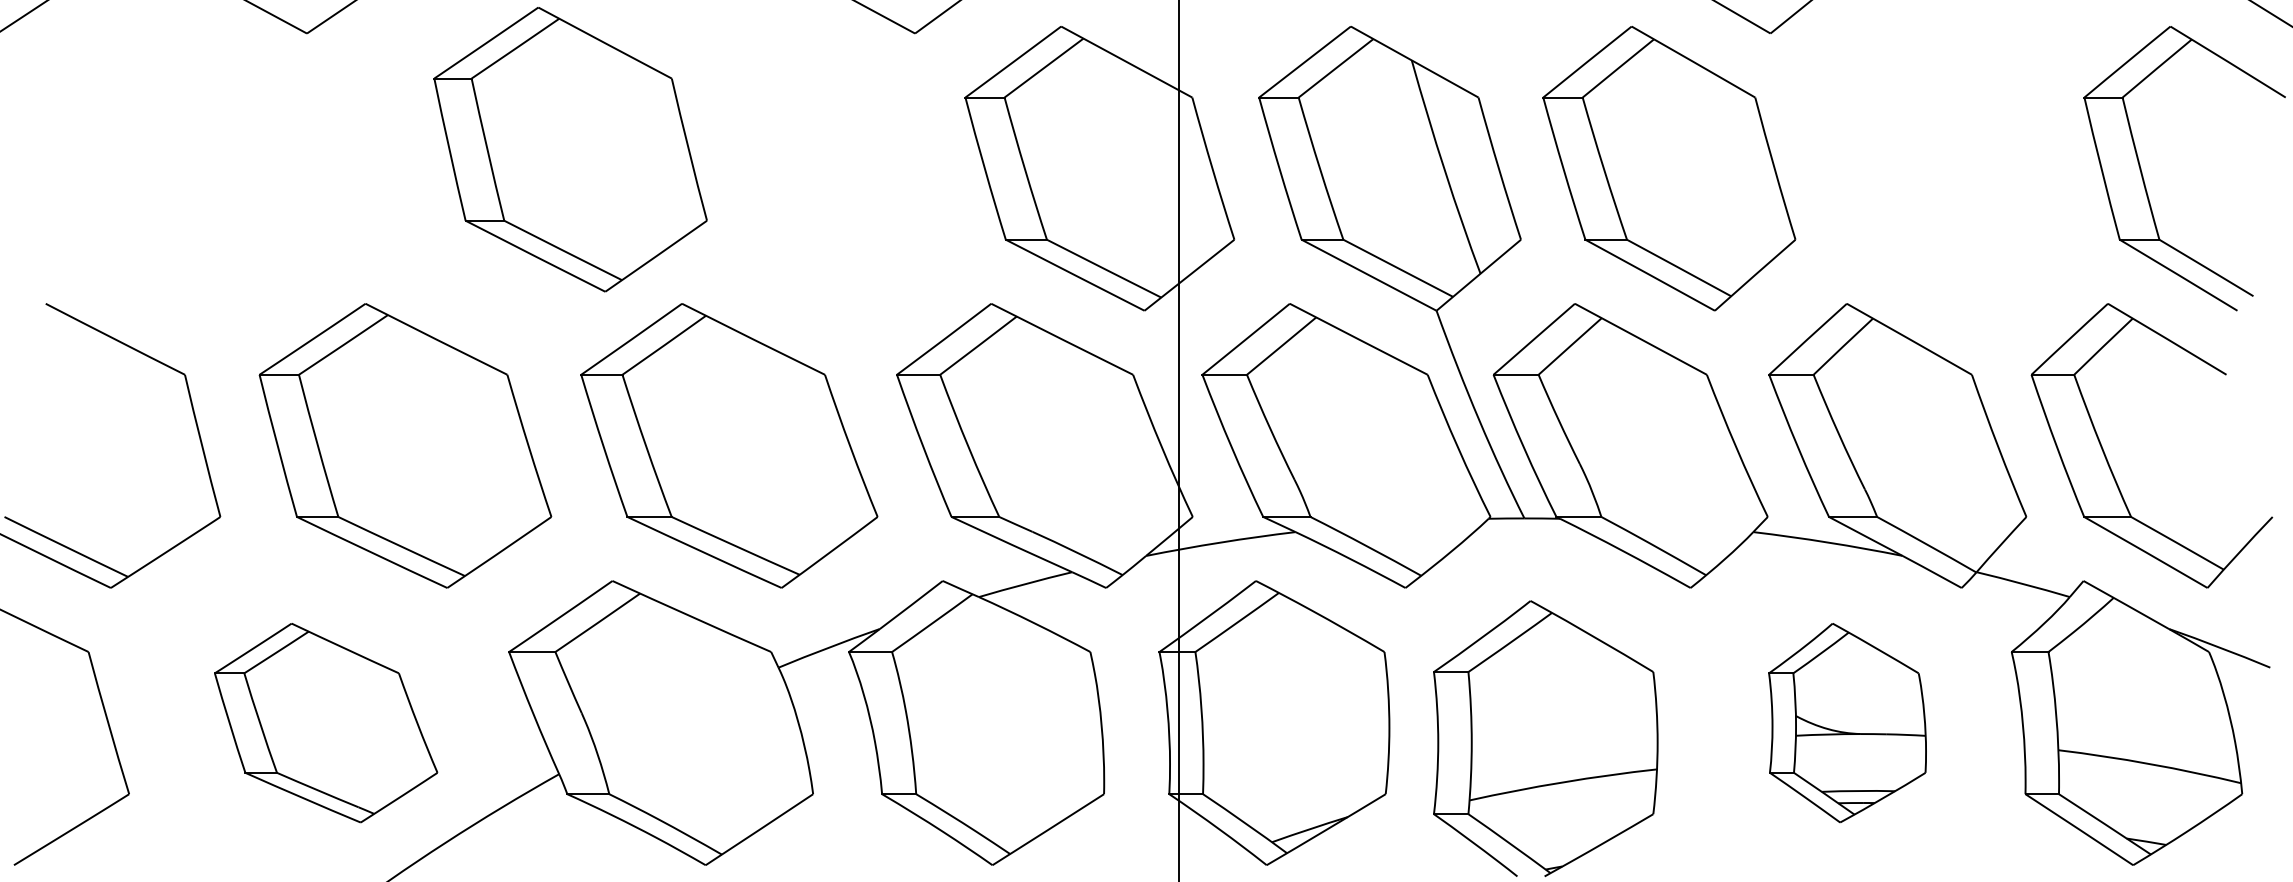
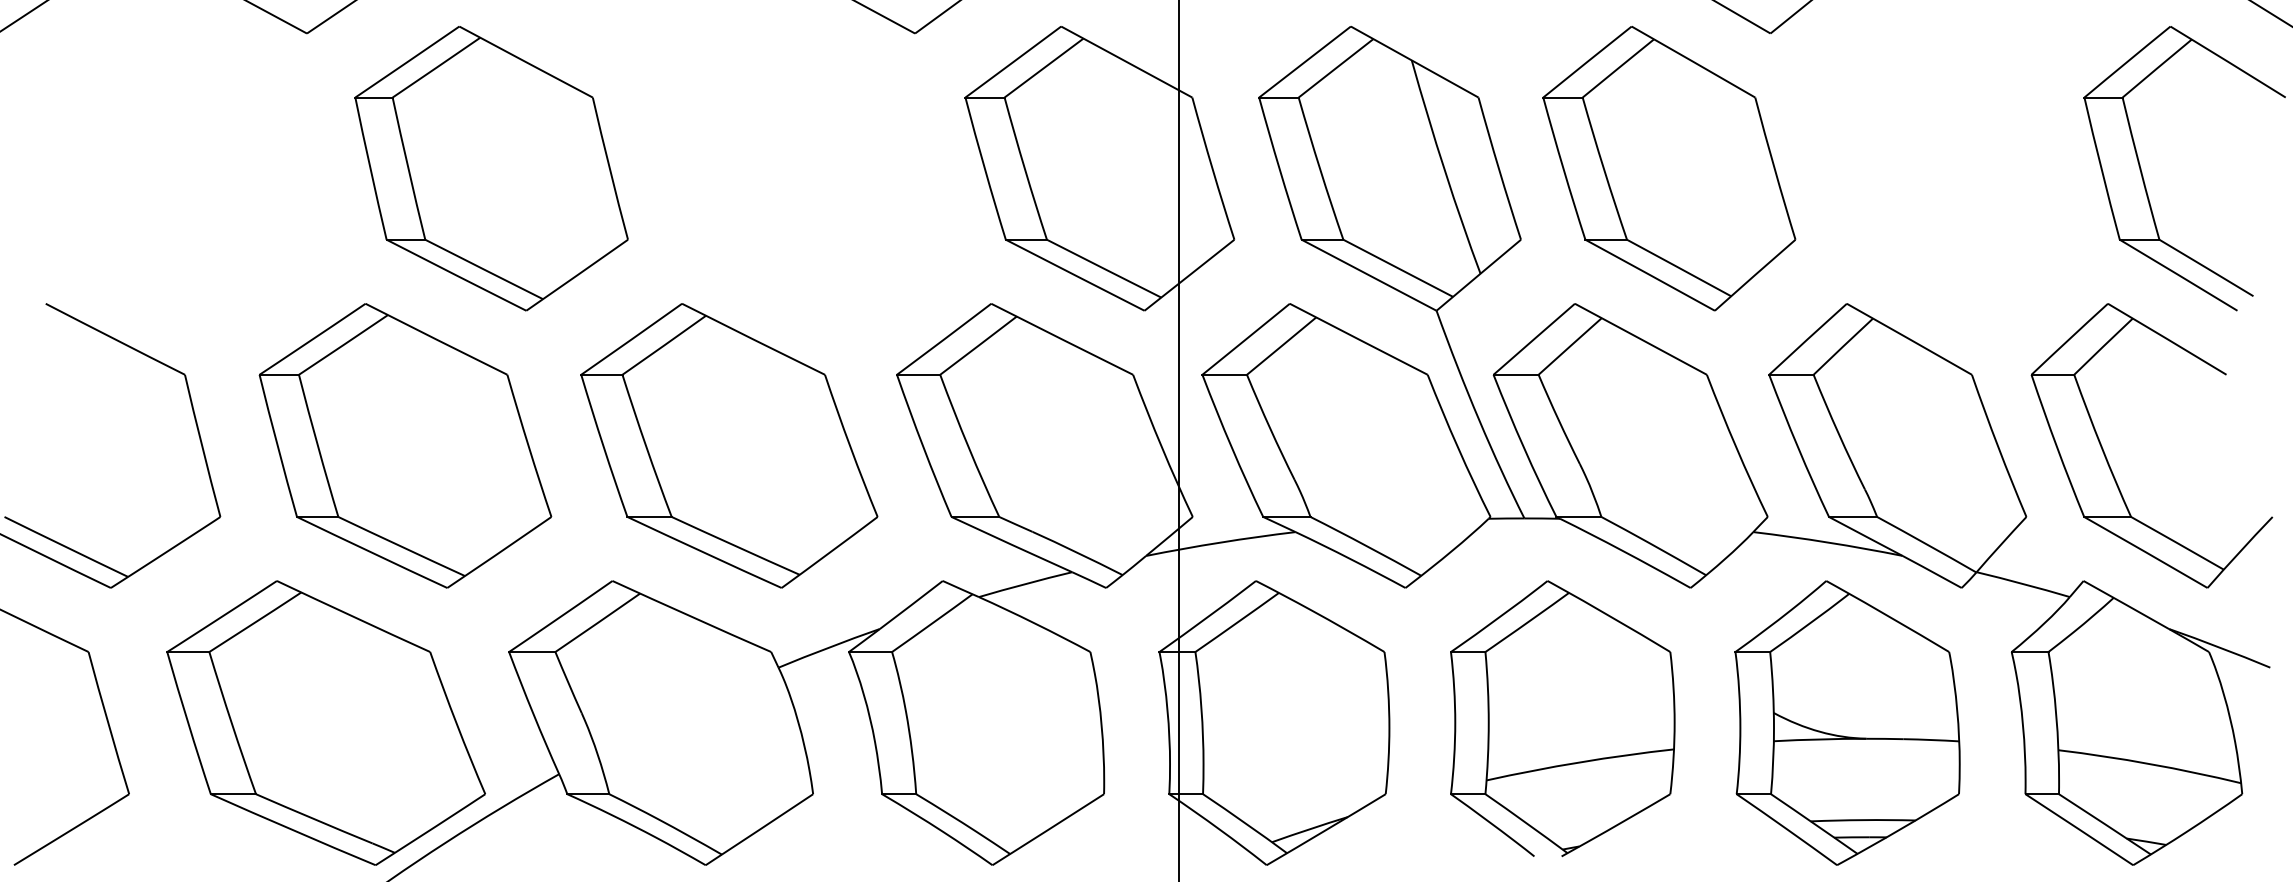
part position: (570, 149) -> (491, 168) (491, 168)
part size: 225x201 px -> 320x286 px (325, 722)
part size: 159x201 px -> 227x286 px (1847, 722)
part position: (1545, 738) -> (1562, 718) (1562, 718)
